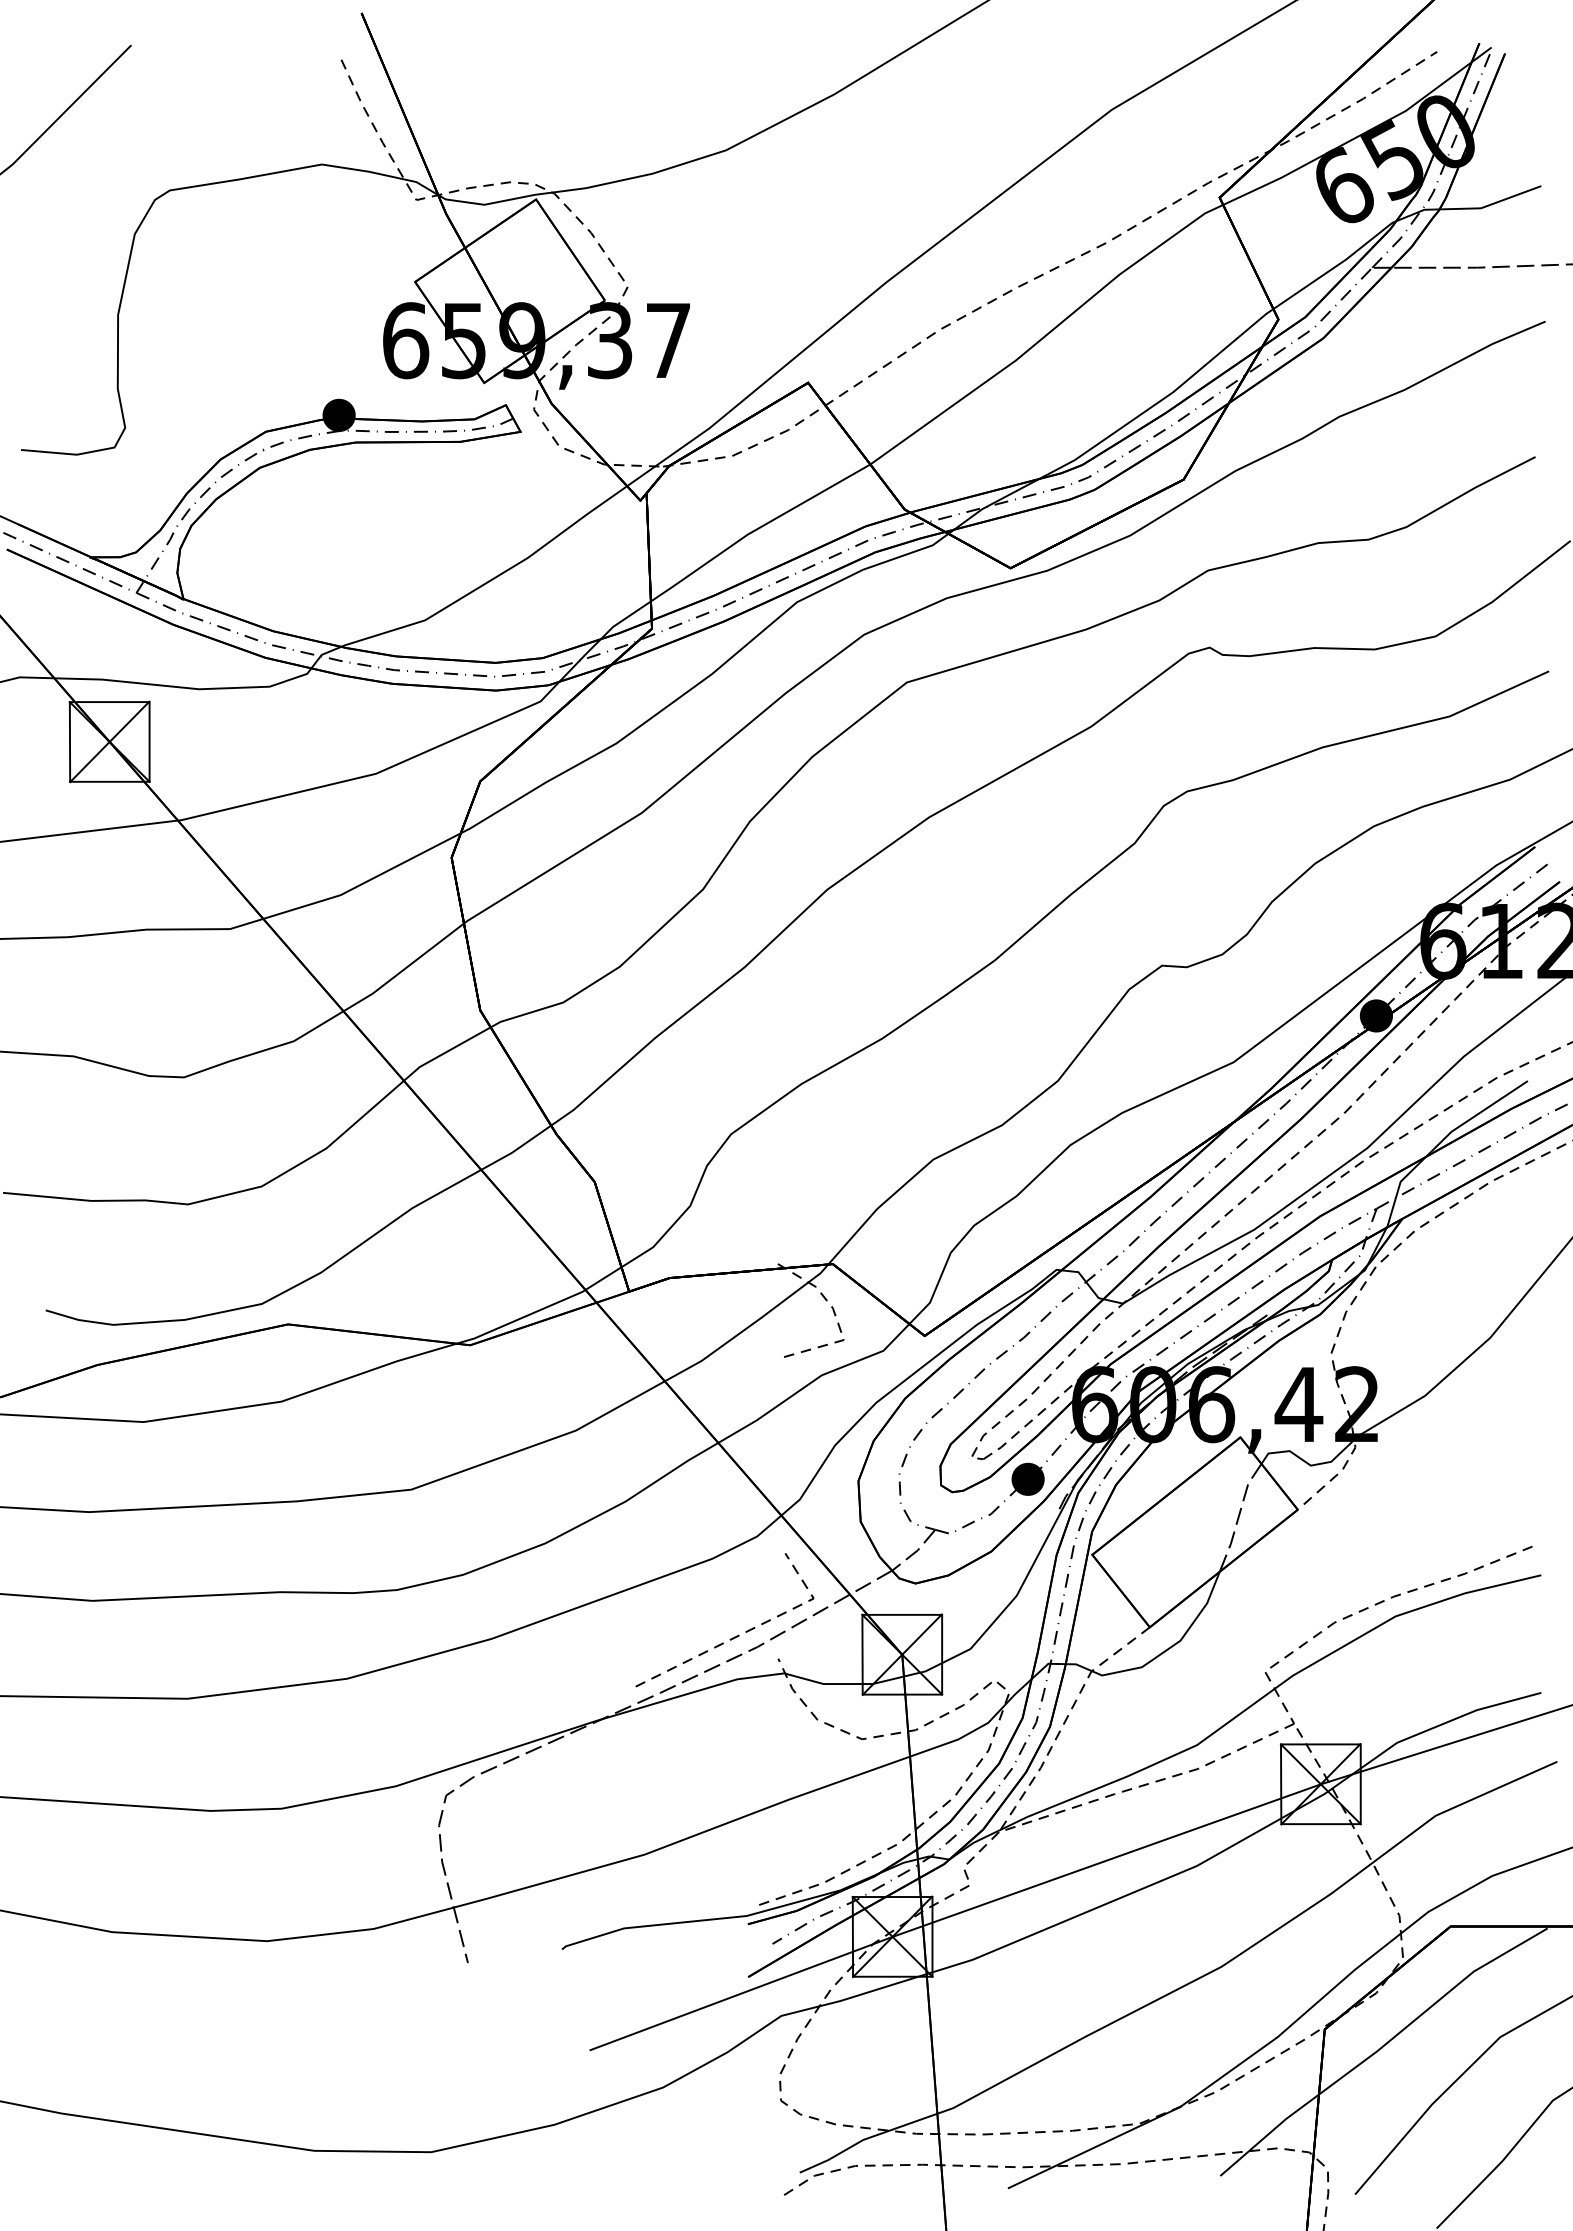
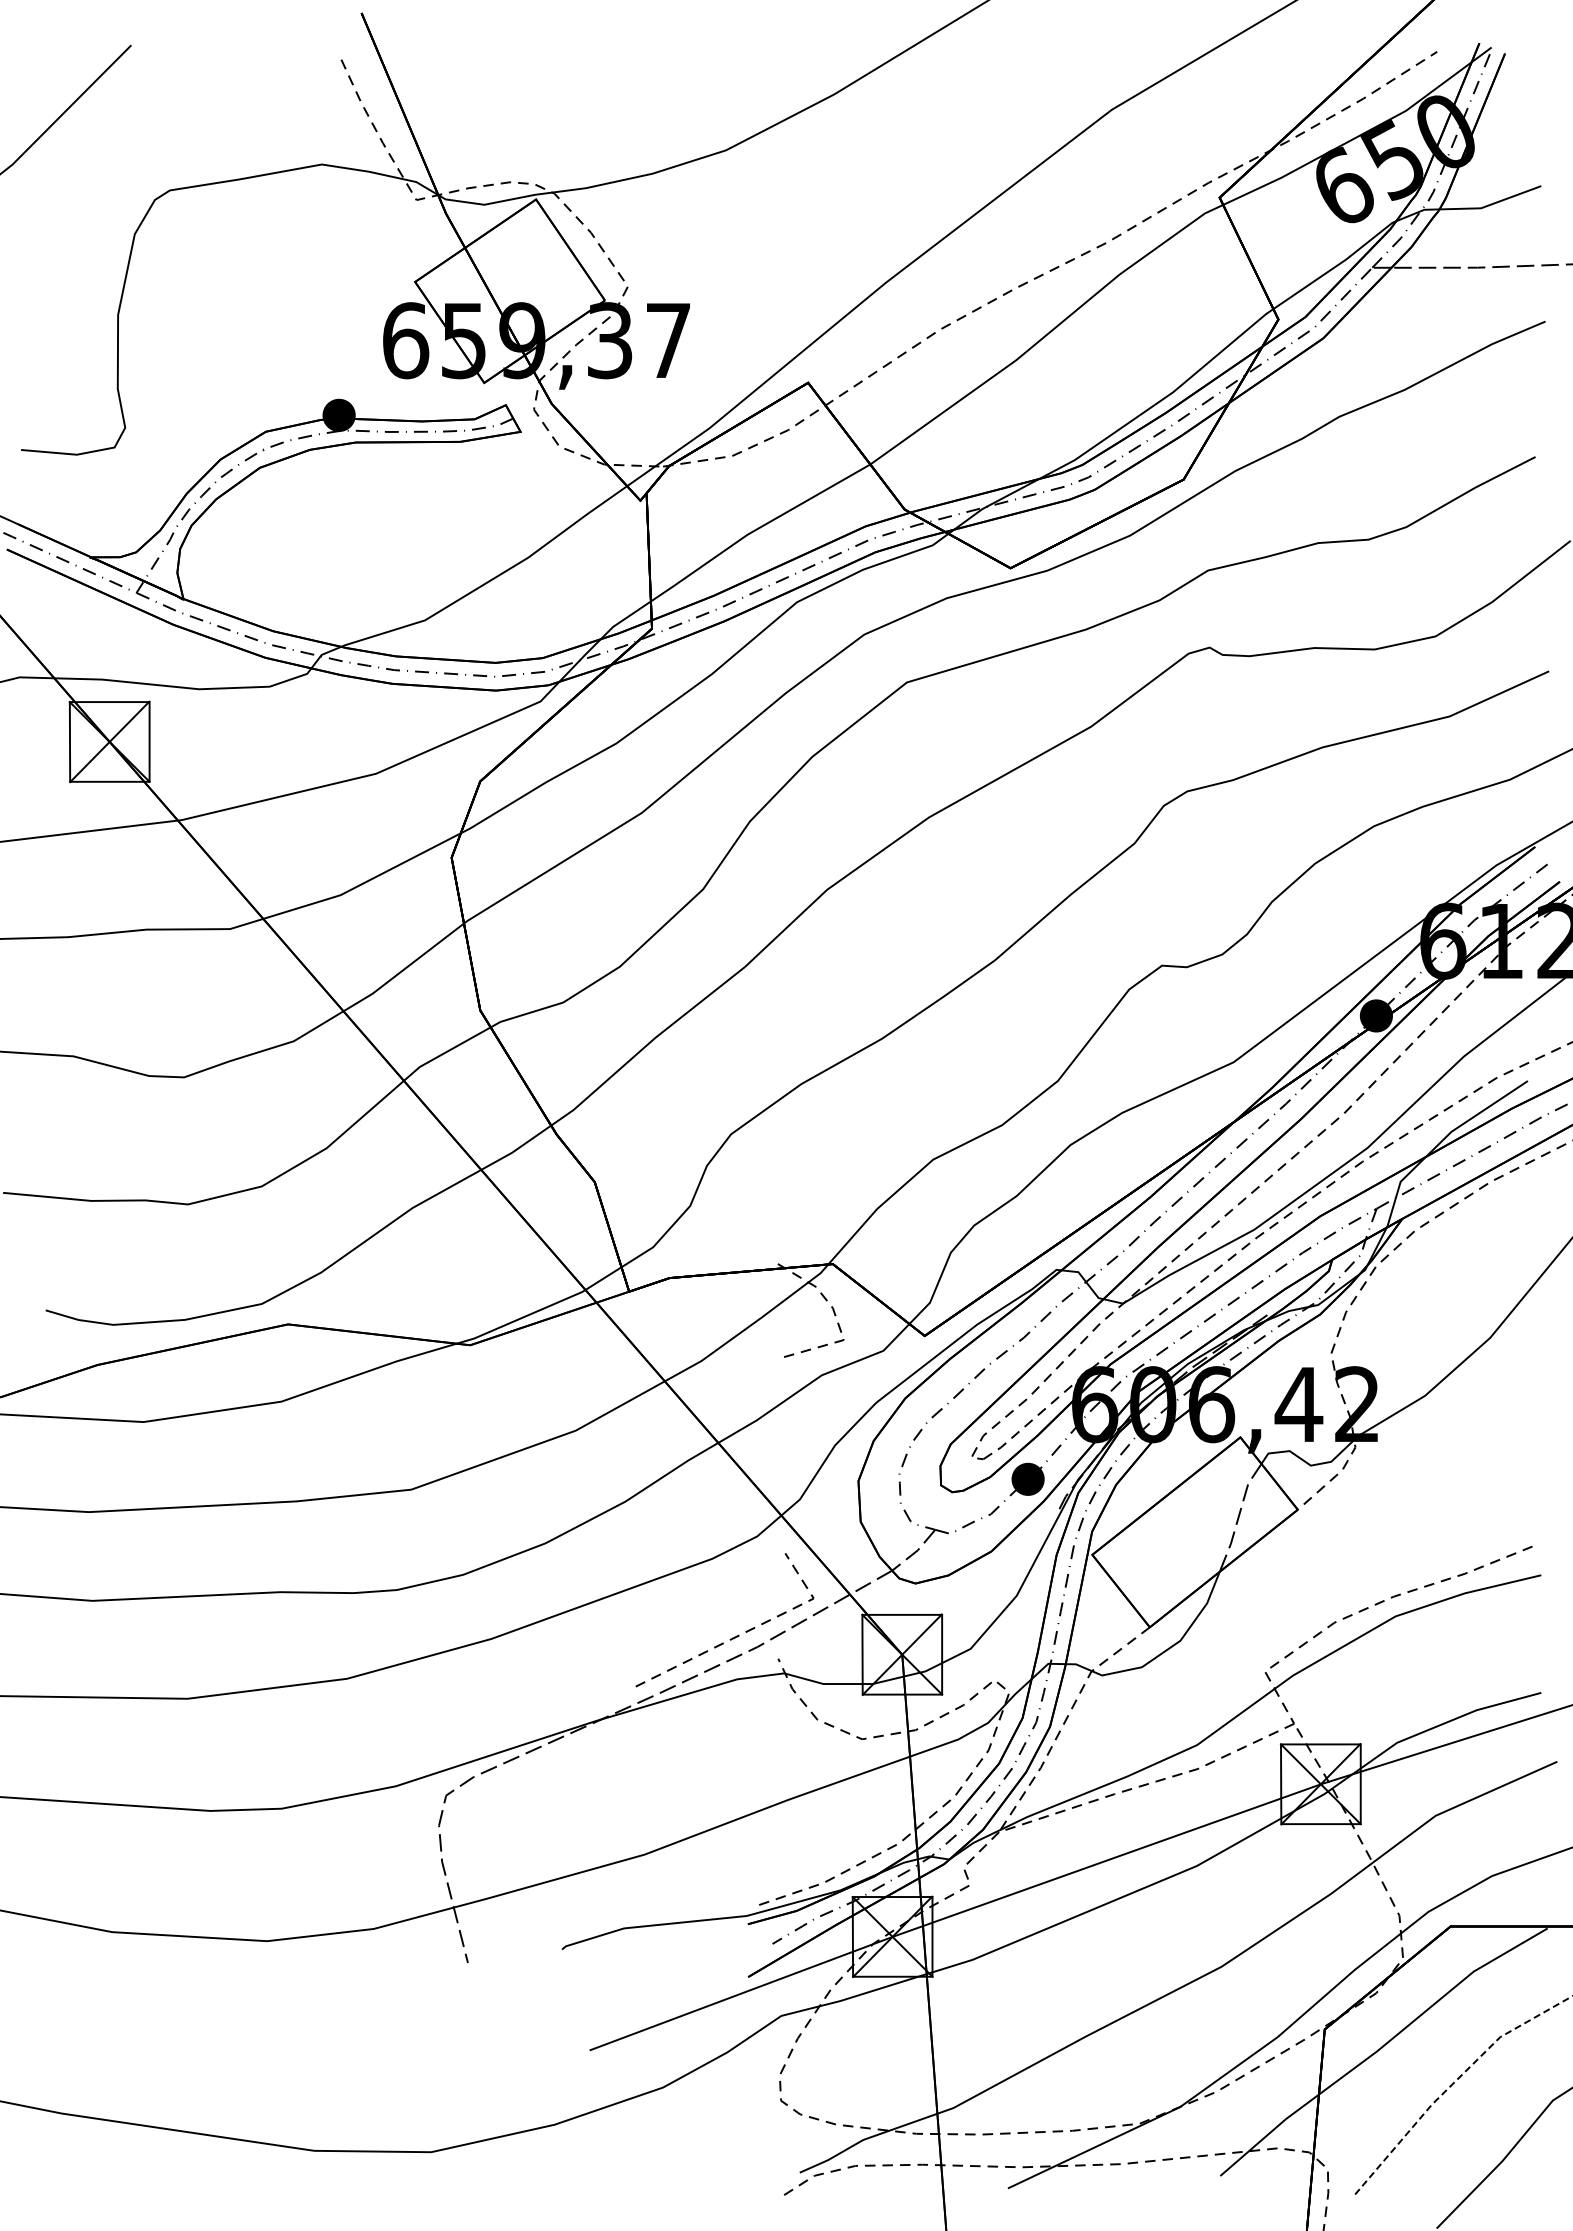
line: solid -> dashed (1453, 2083)
